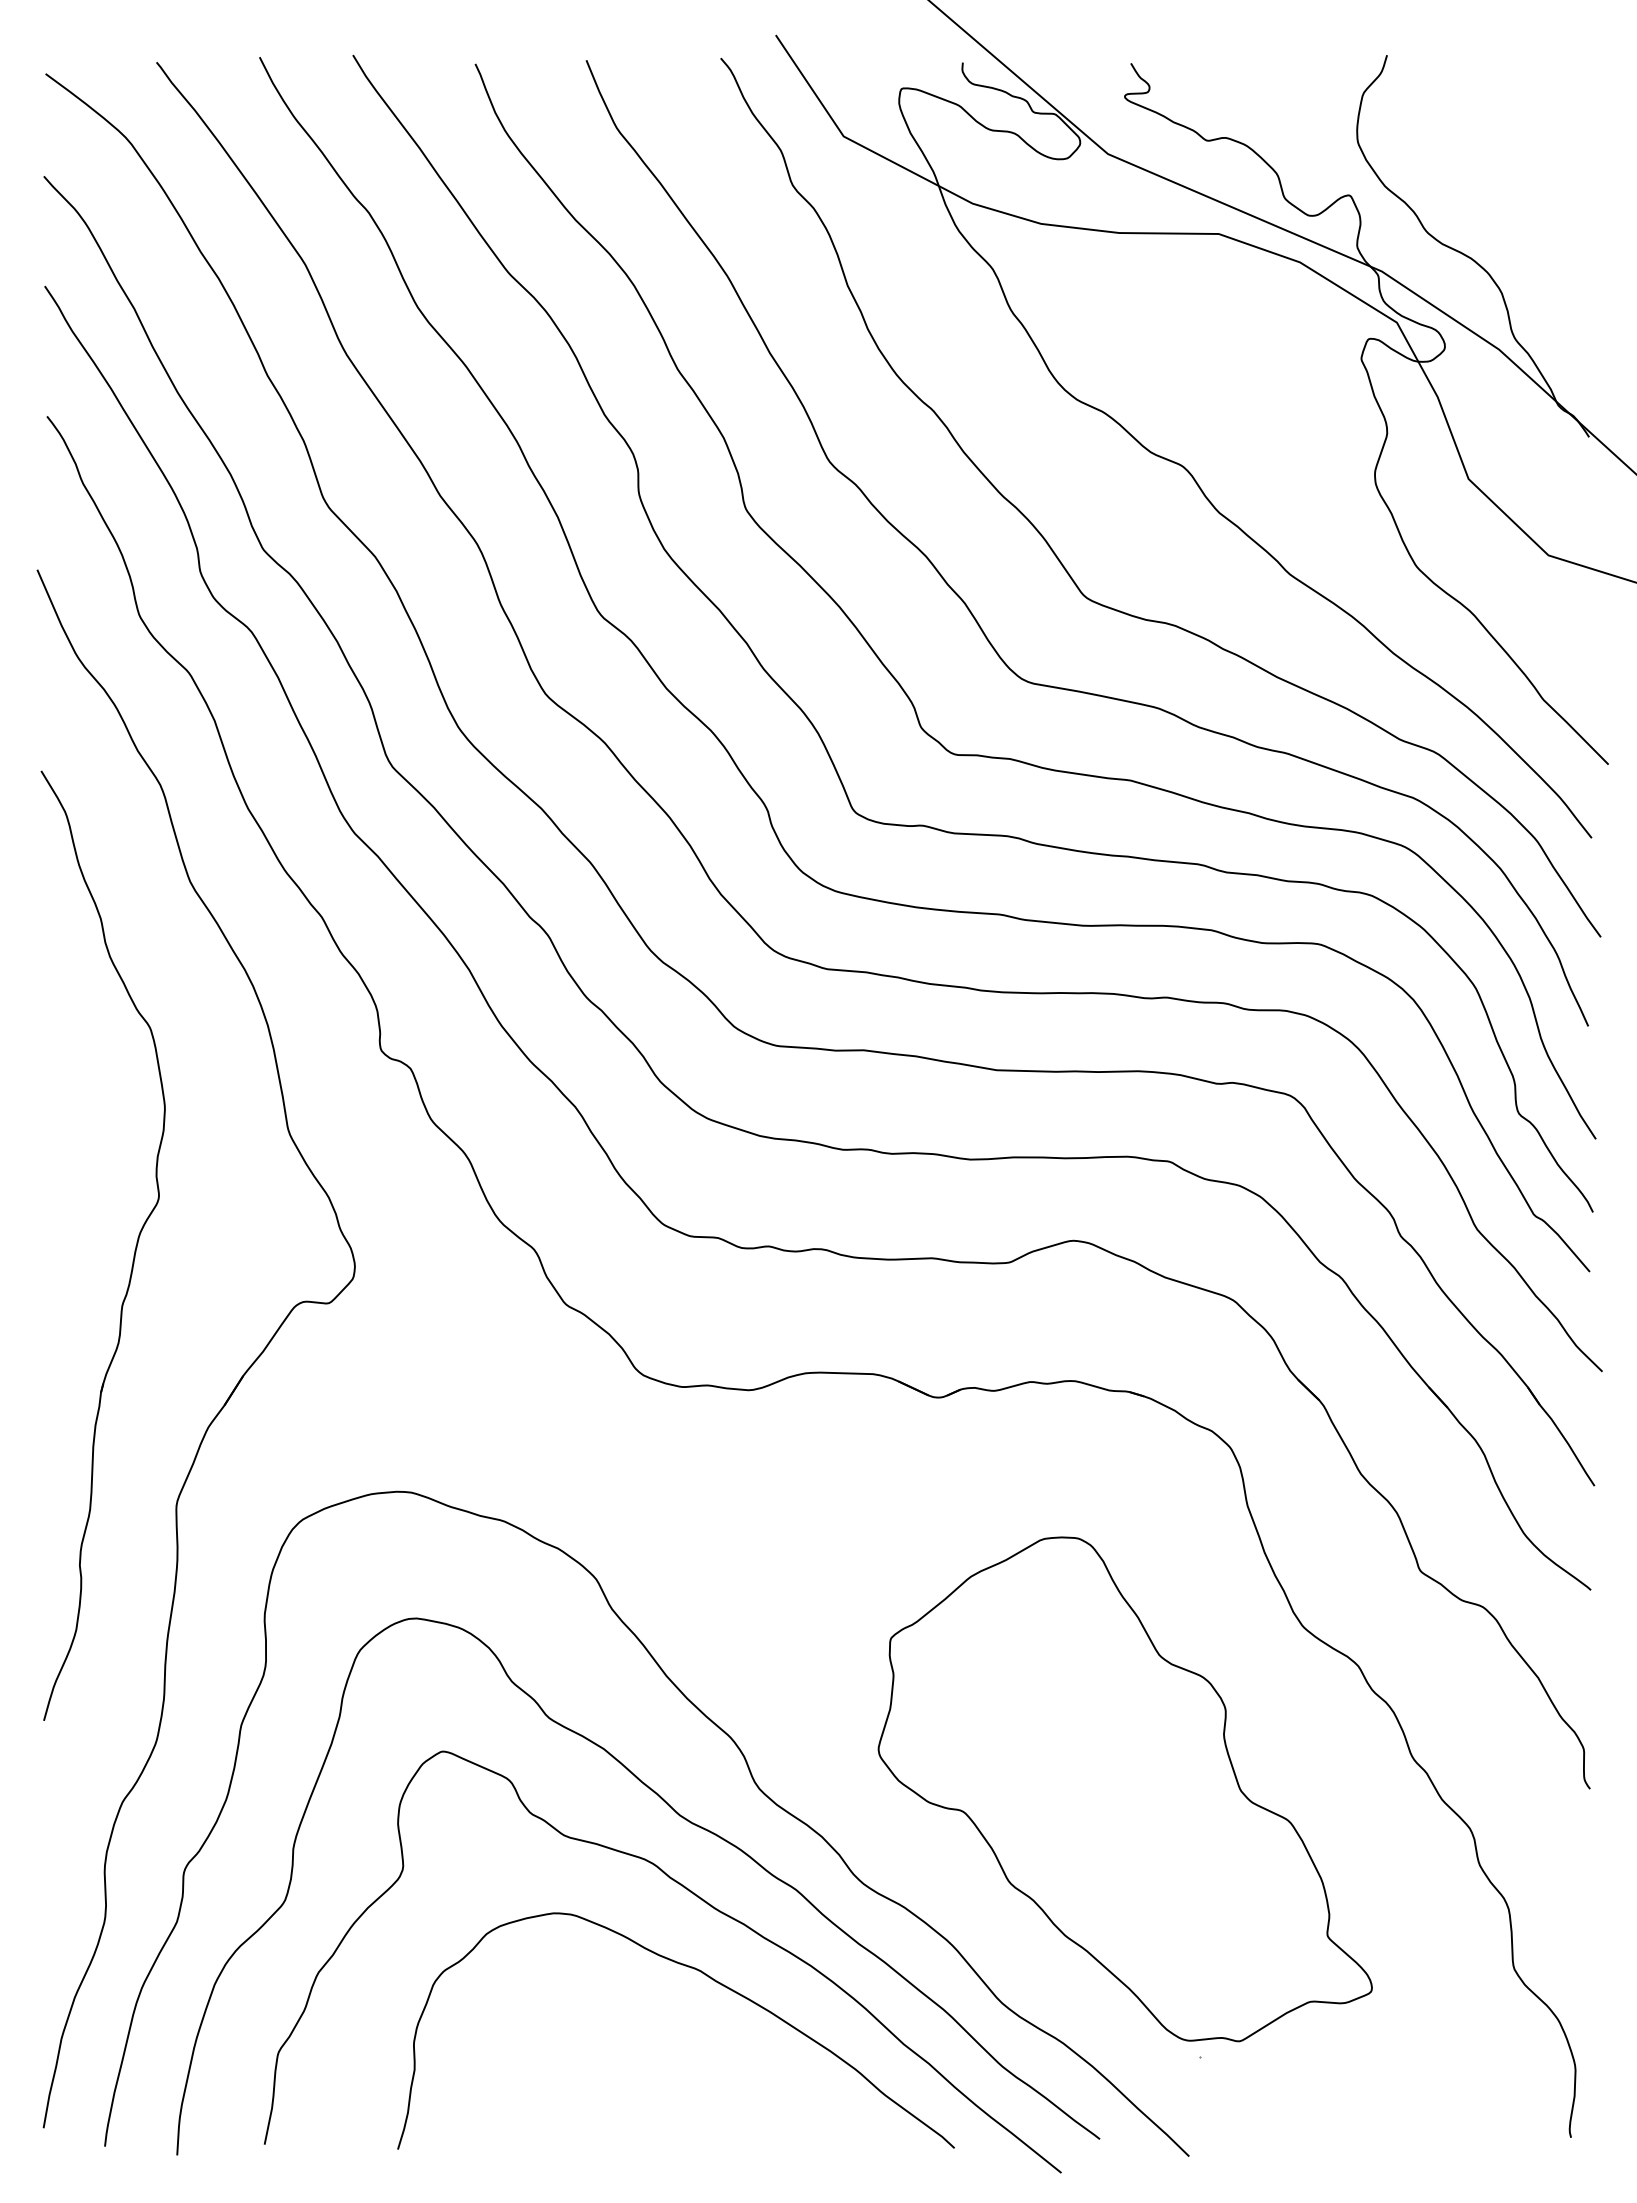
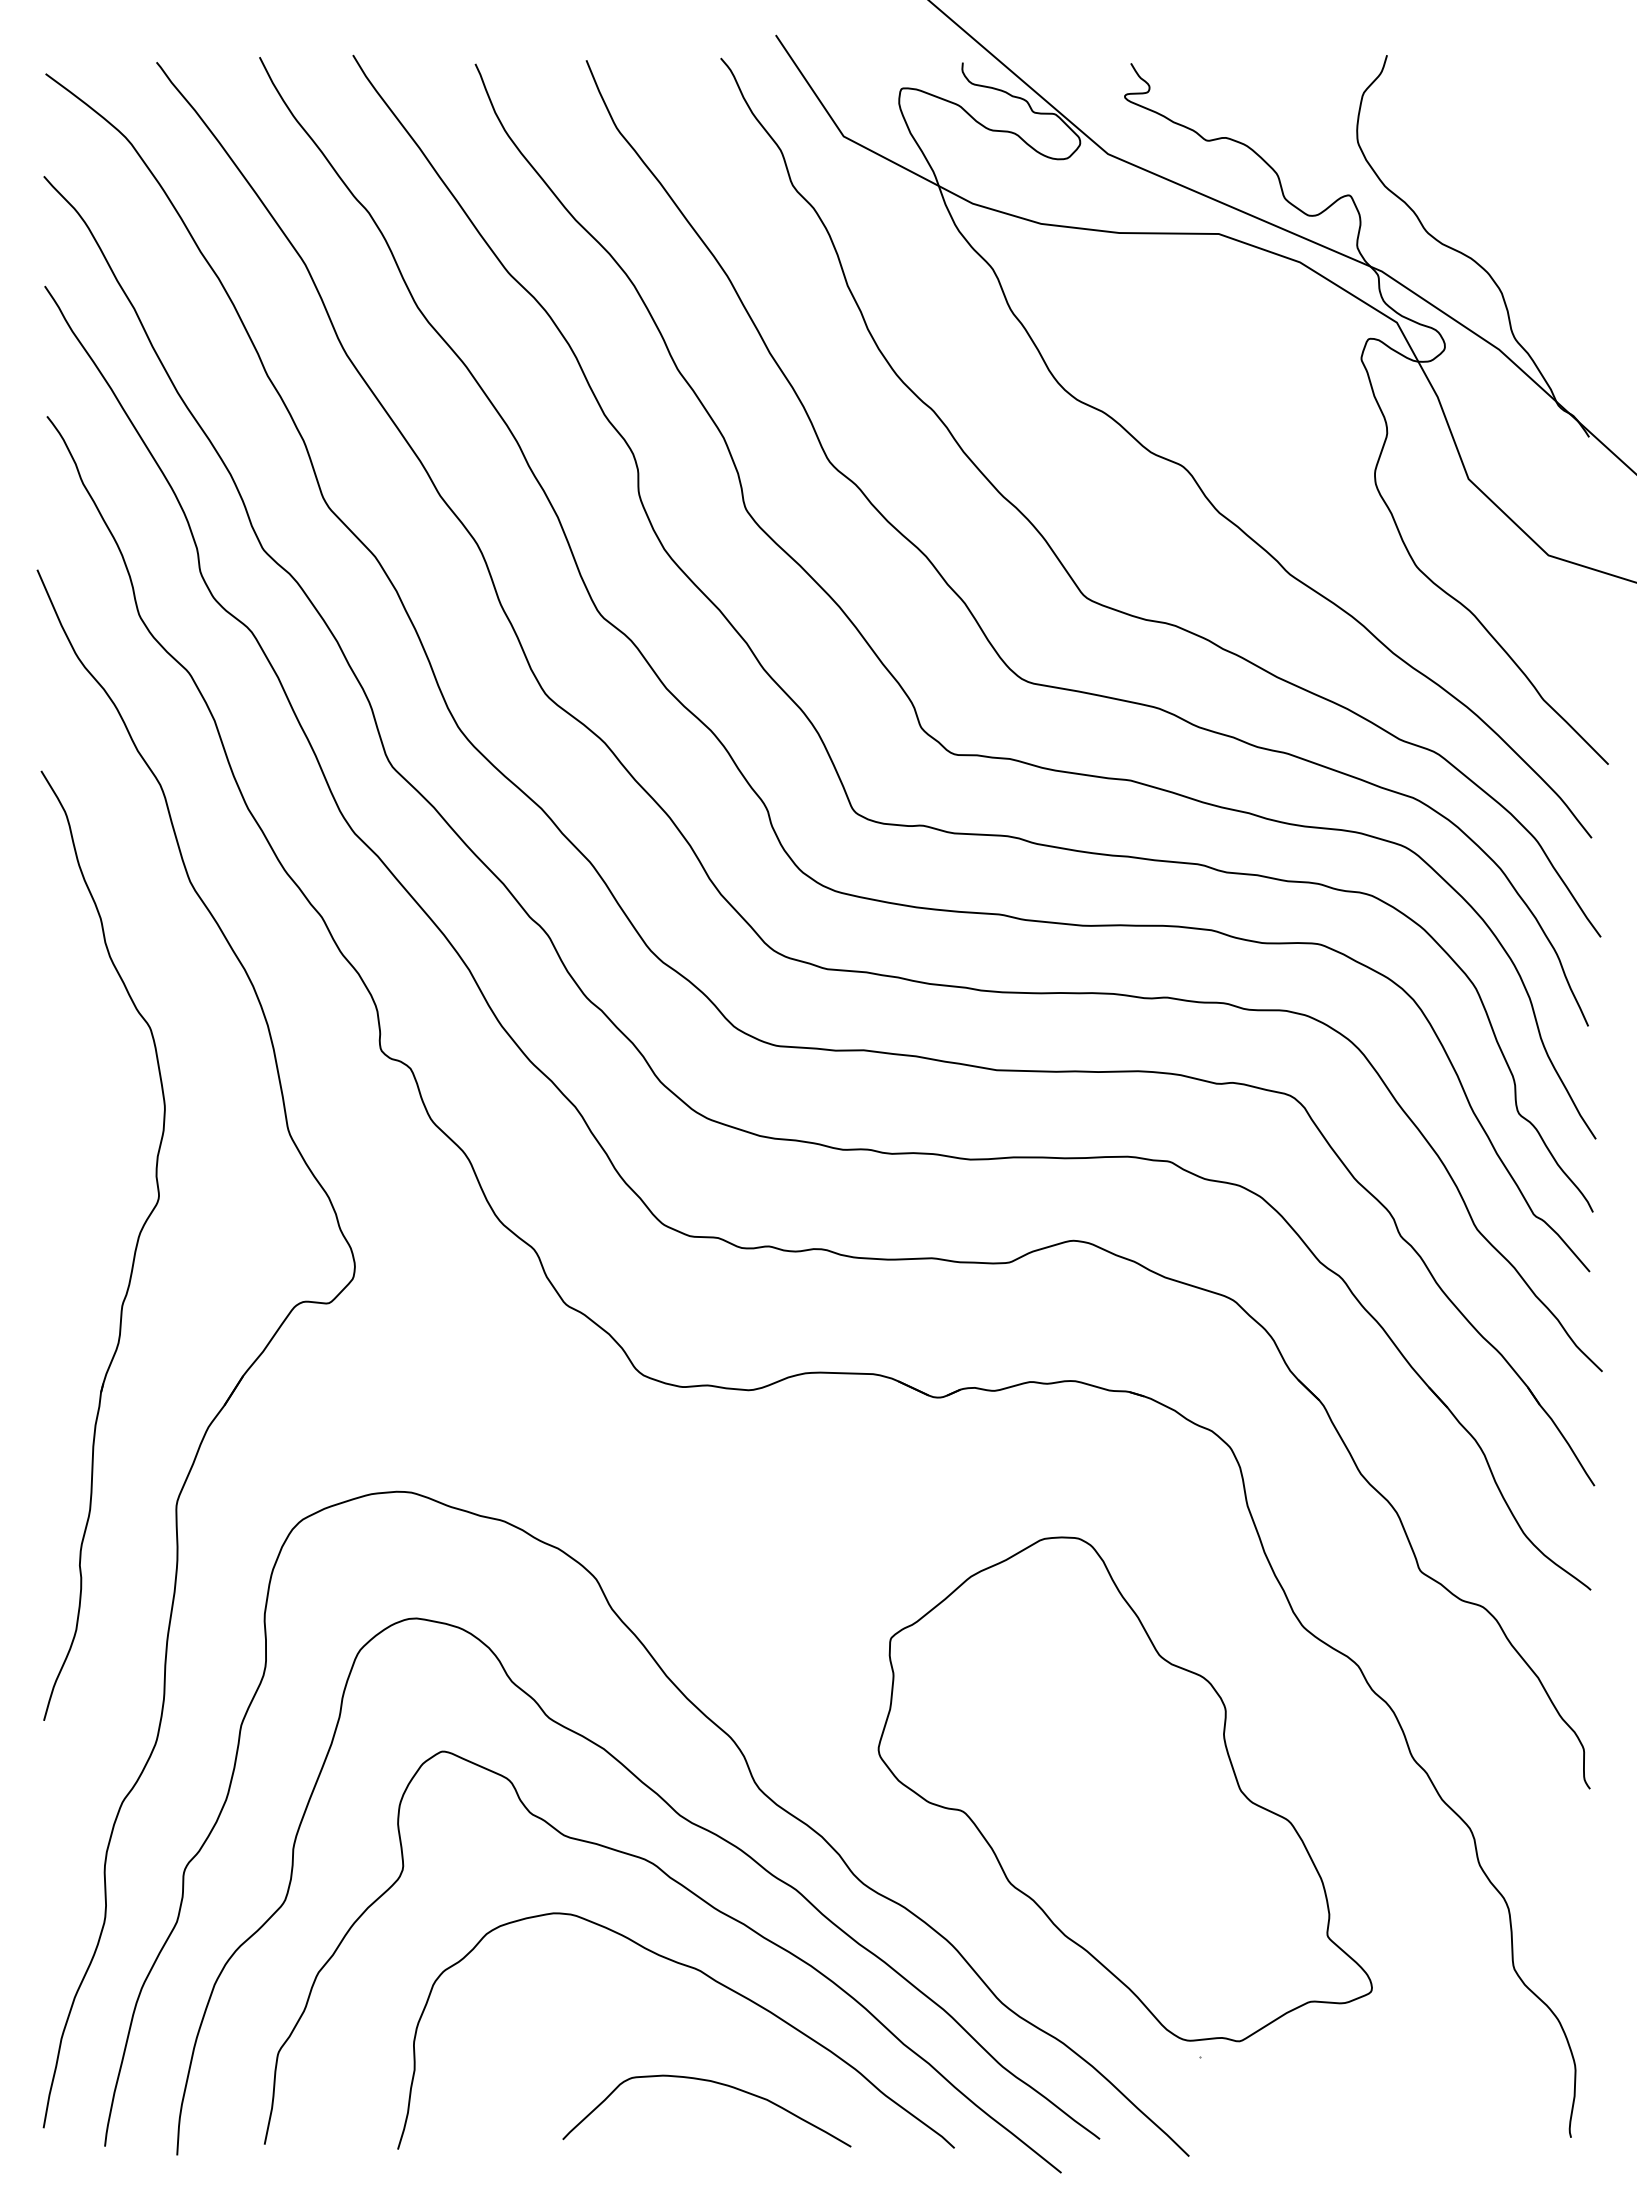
curve: none -> present (711, 2082)
